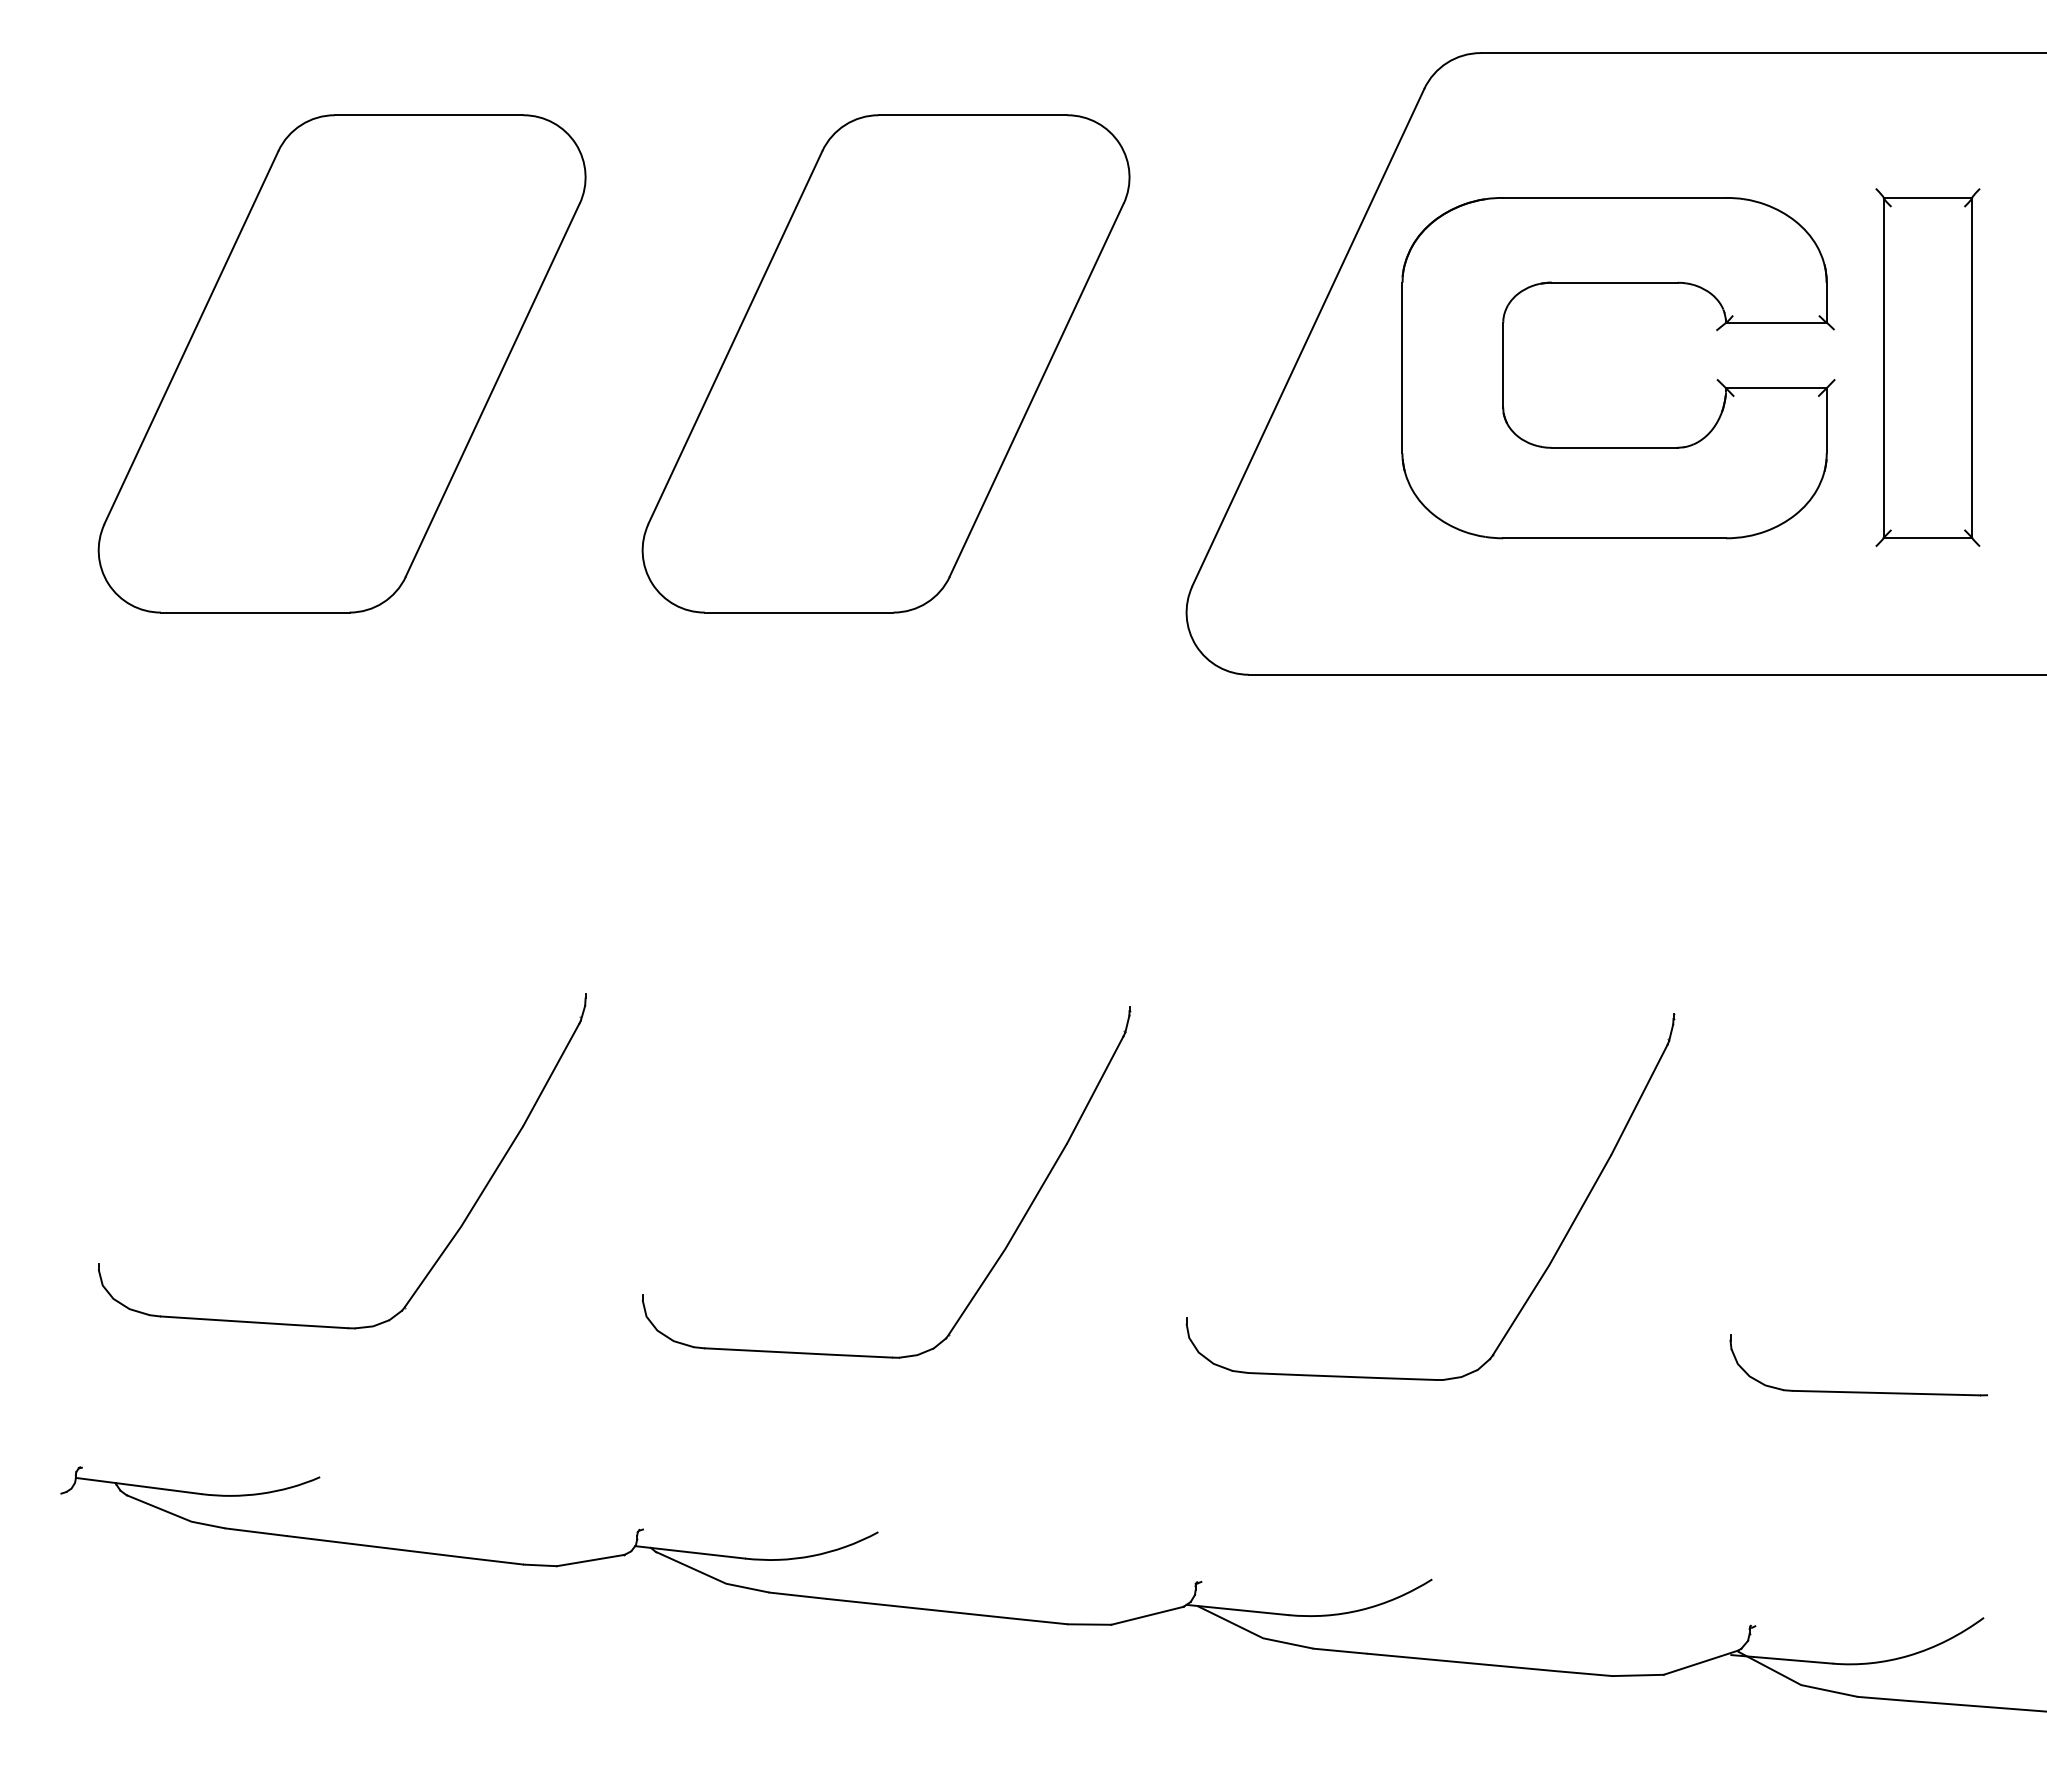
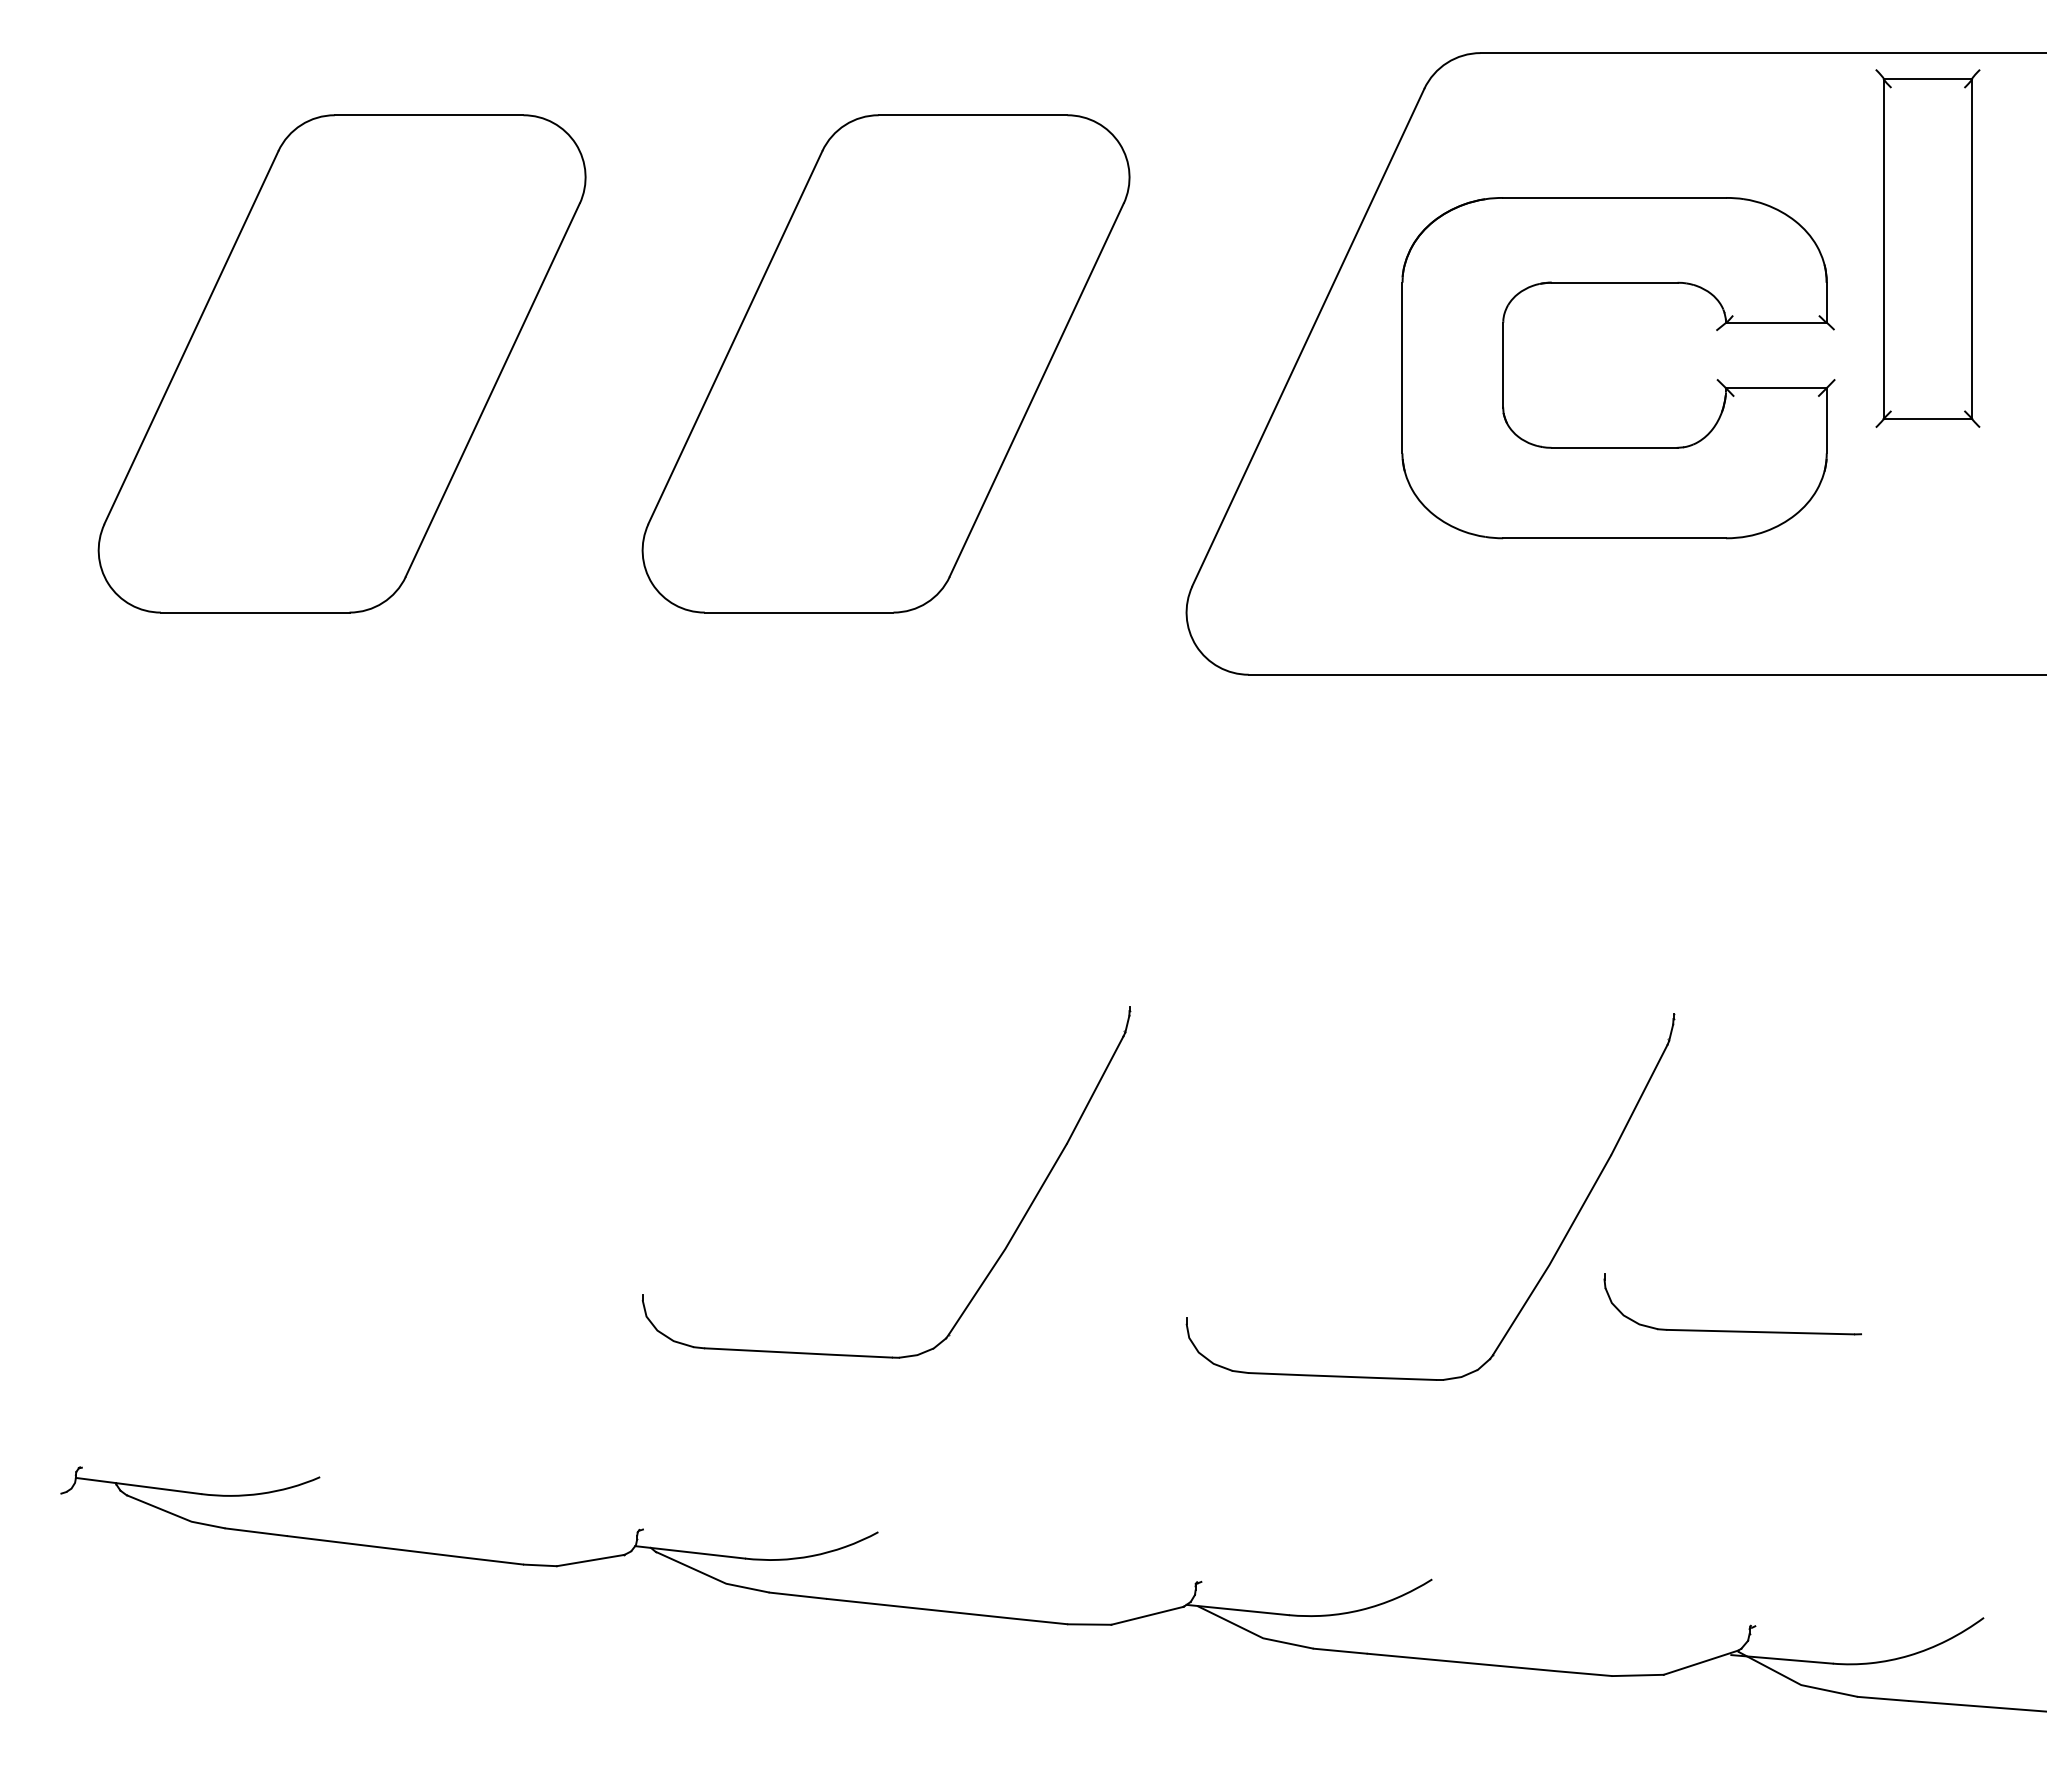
part position: (1927, 367) -> (1927, 248) (1927, 248)
part: present -> none (453, 1235)
part position: (1858, 1391) -> (1732, 1330) (1732, 1330)
